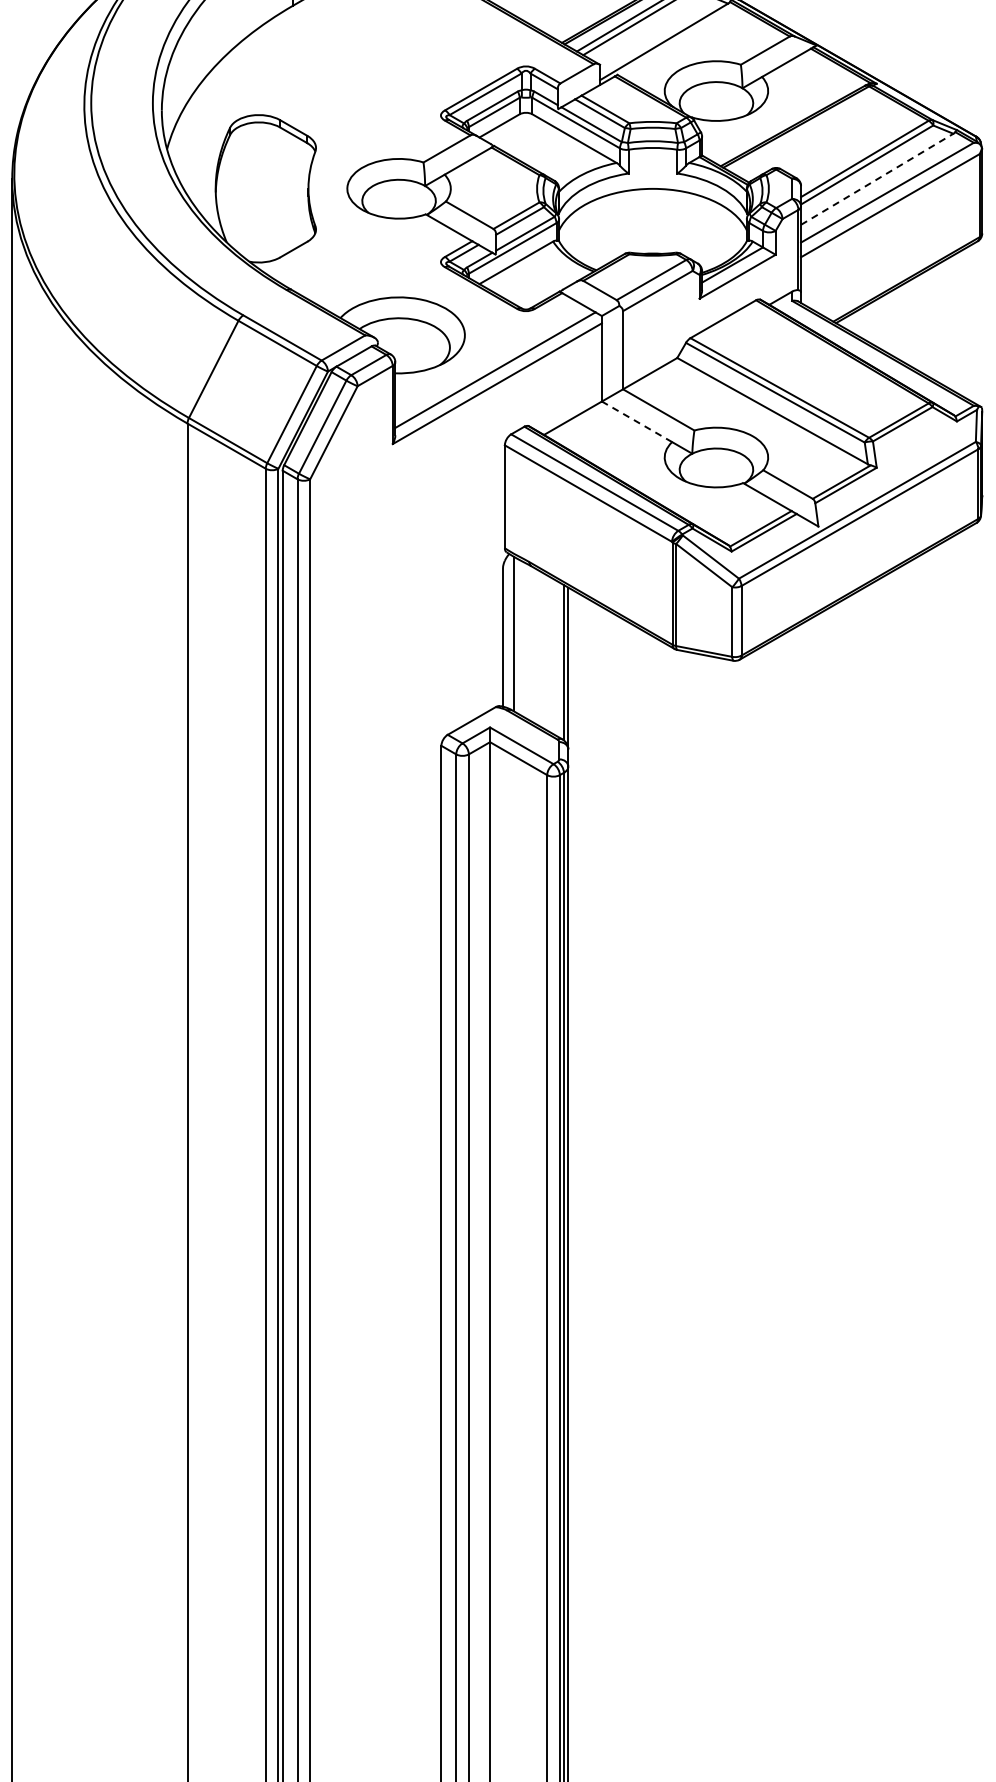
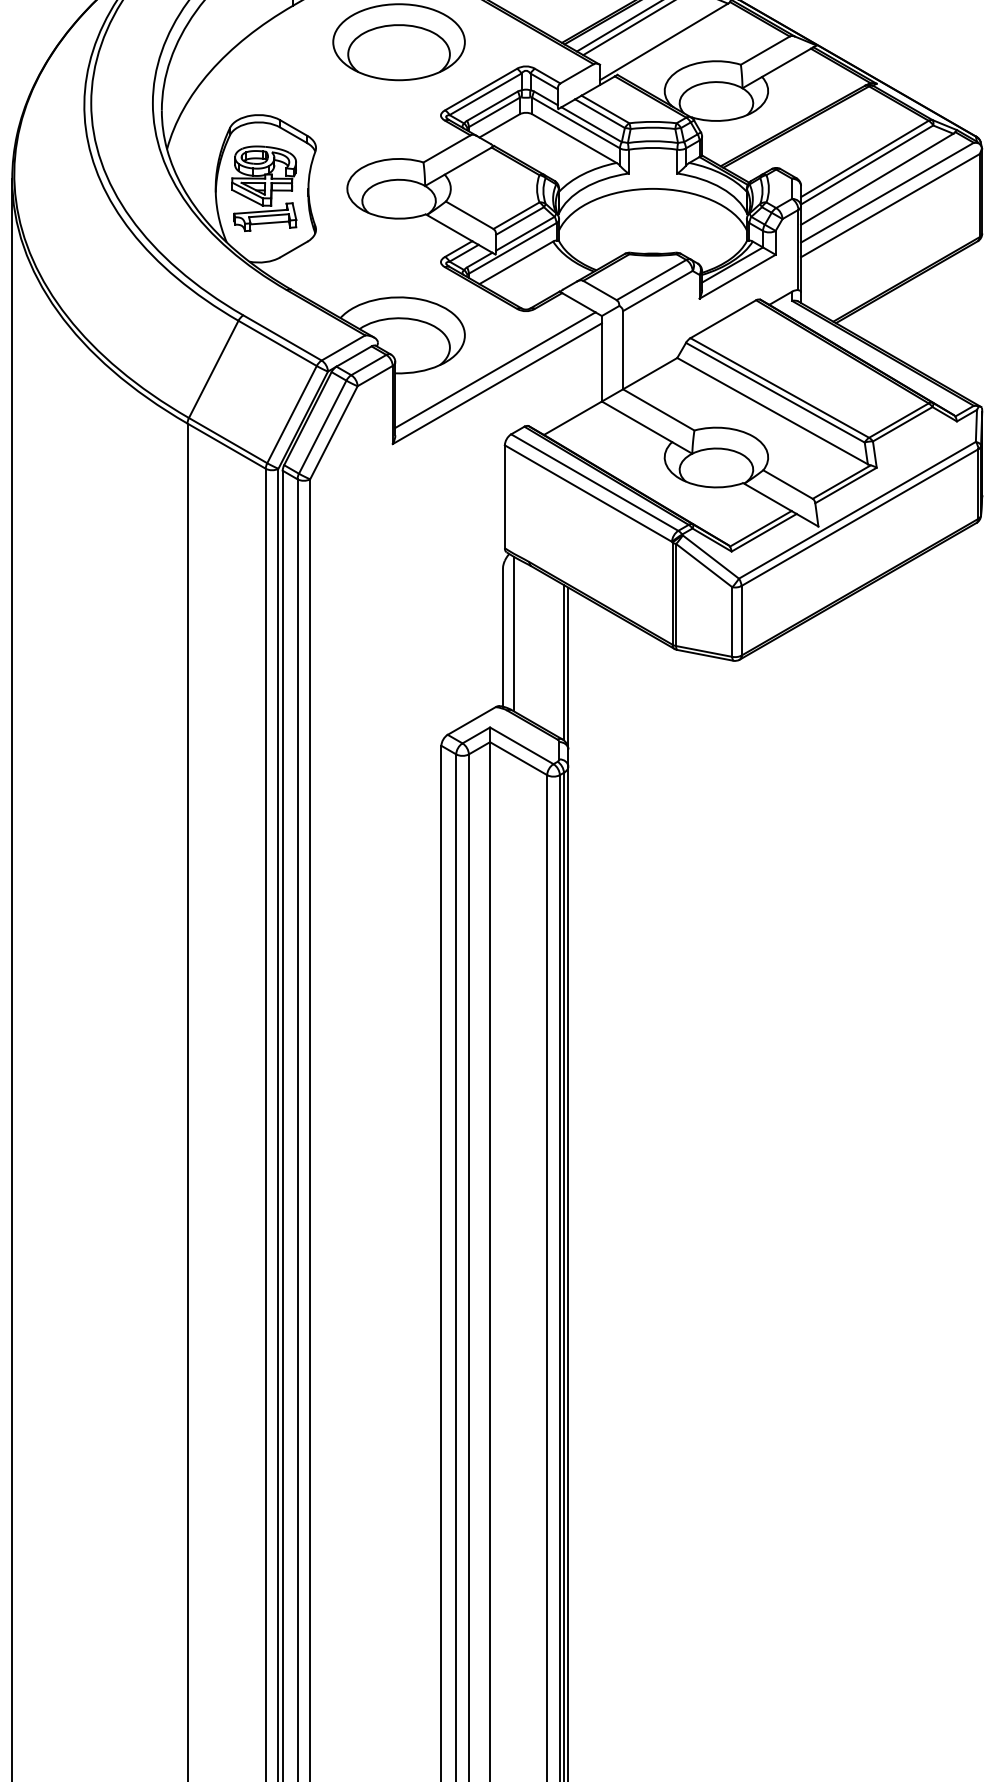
part: none -> present (398, 42)
line: dashed -> solid (877, 179)
part: none -> present (264, 188)
line: dashed -> solid (637, 421)
